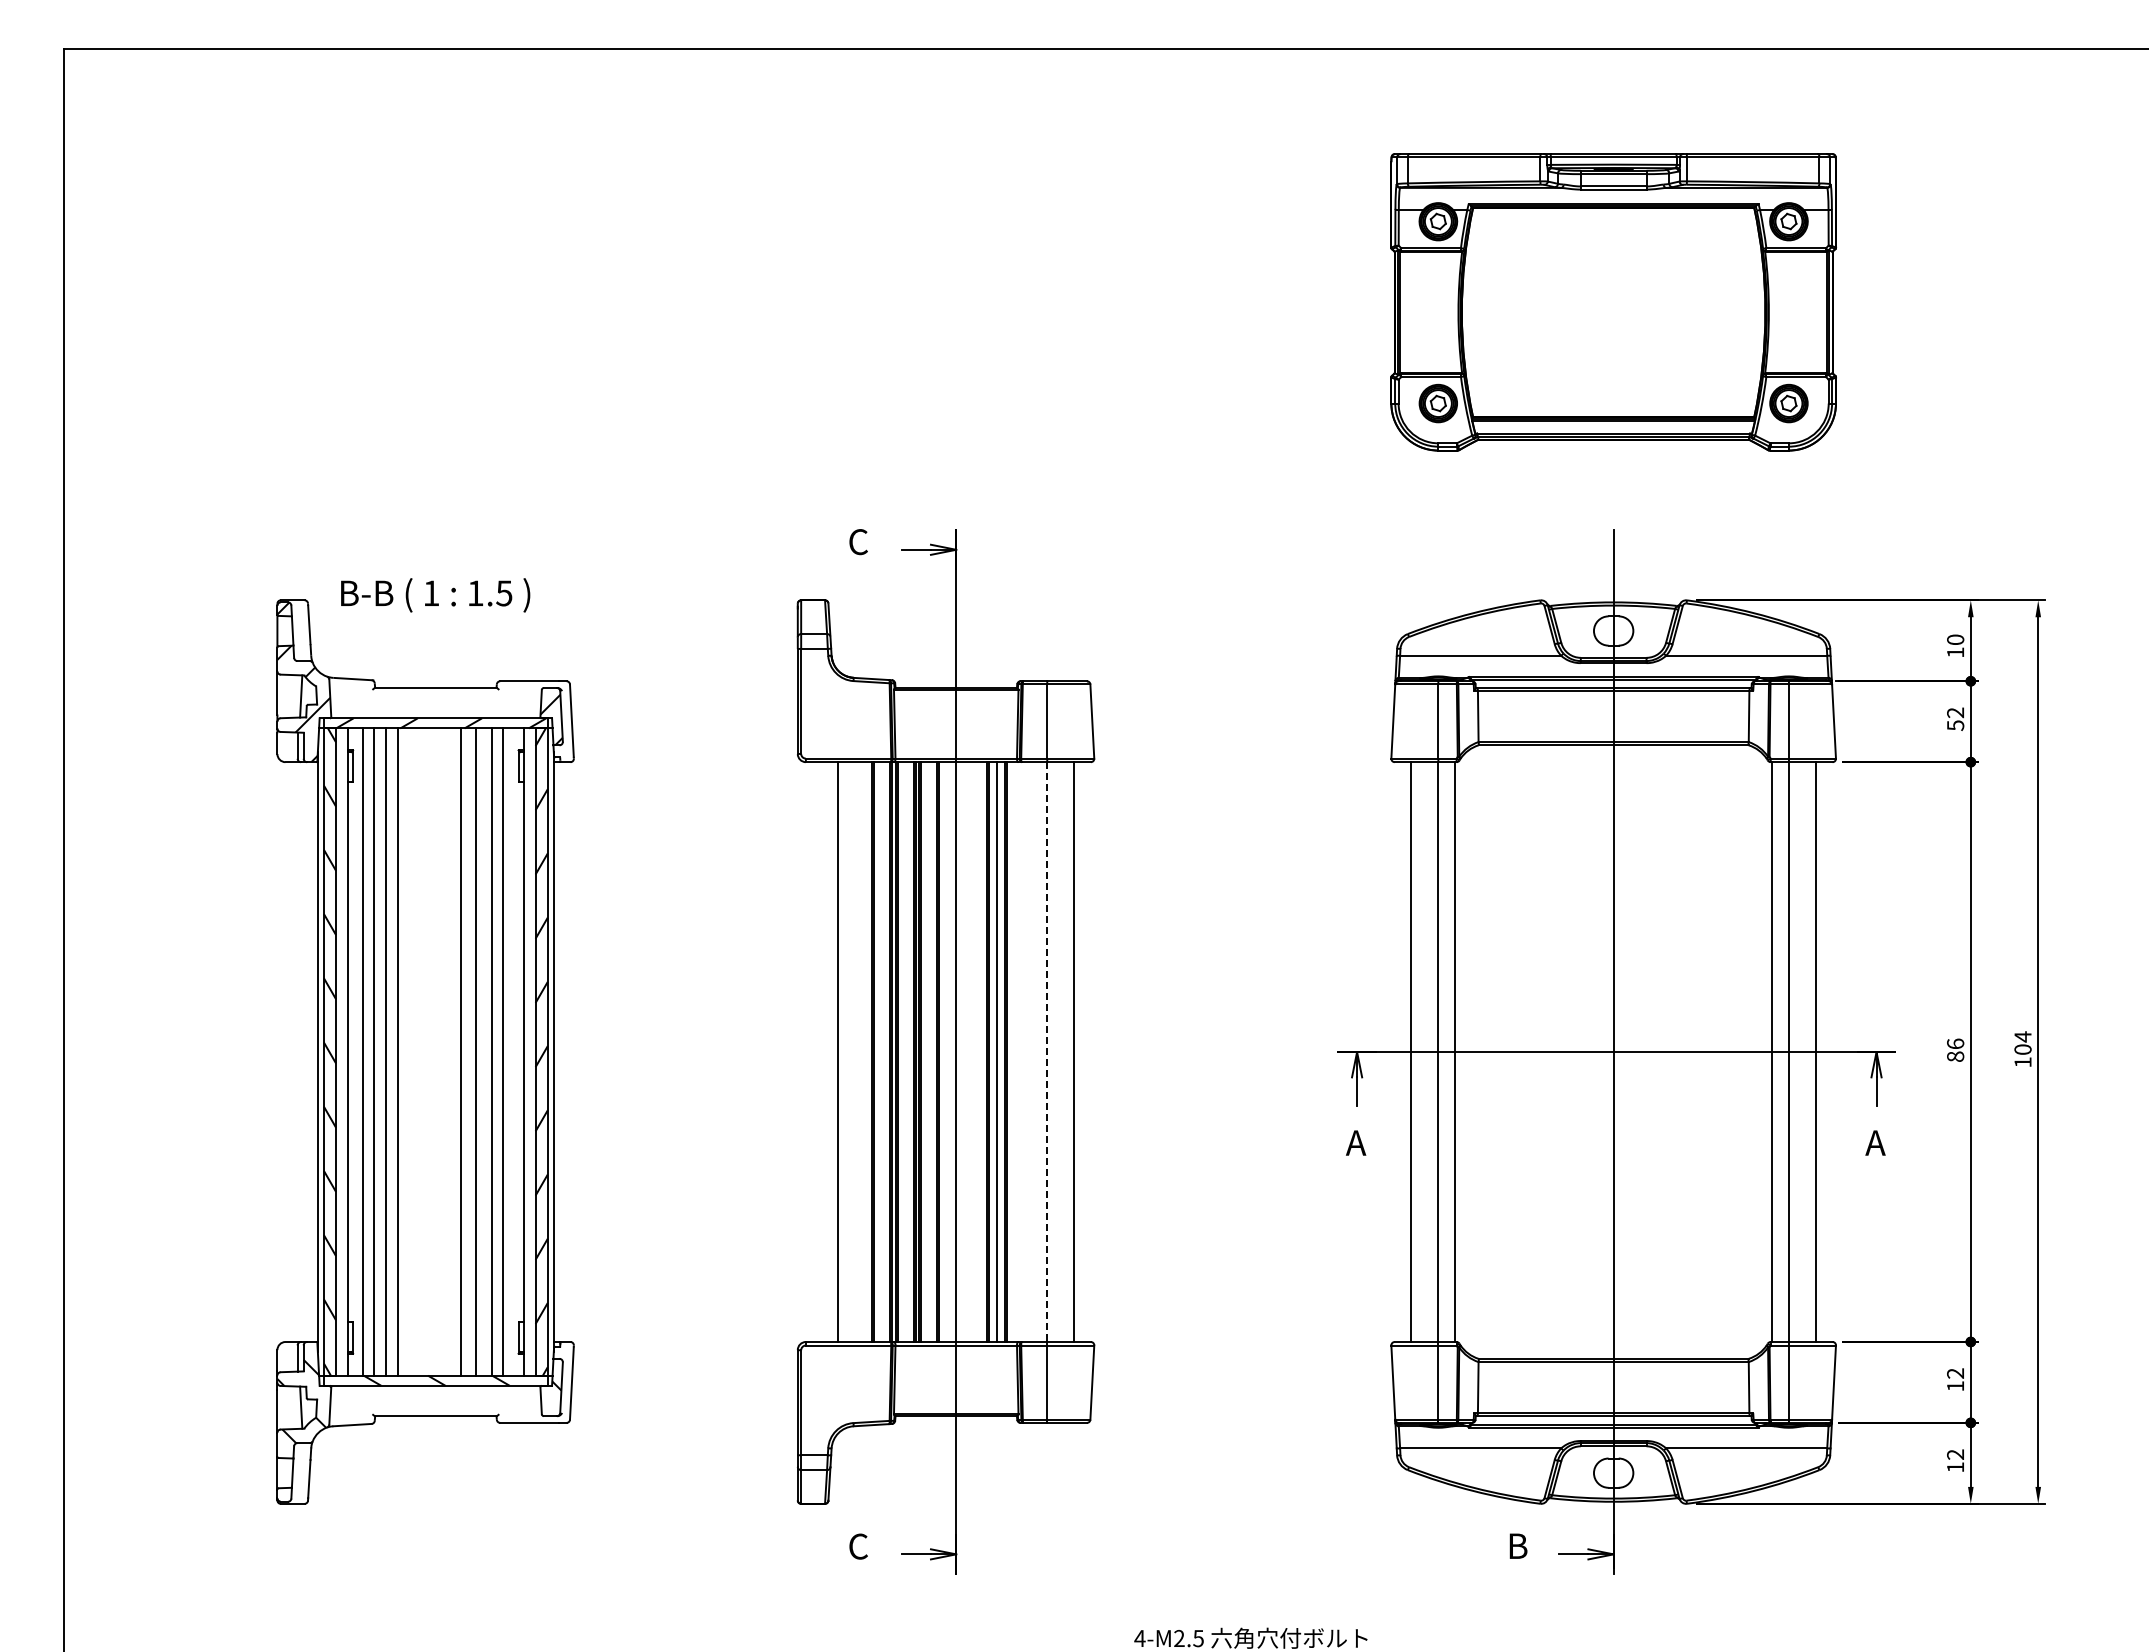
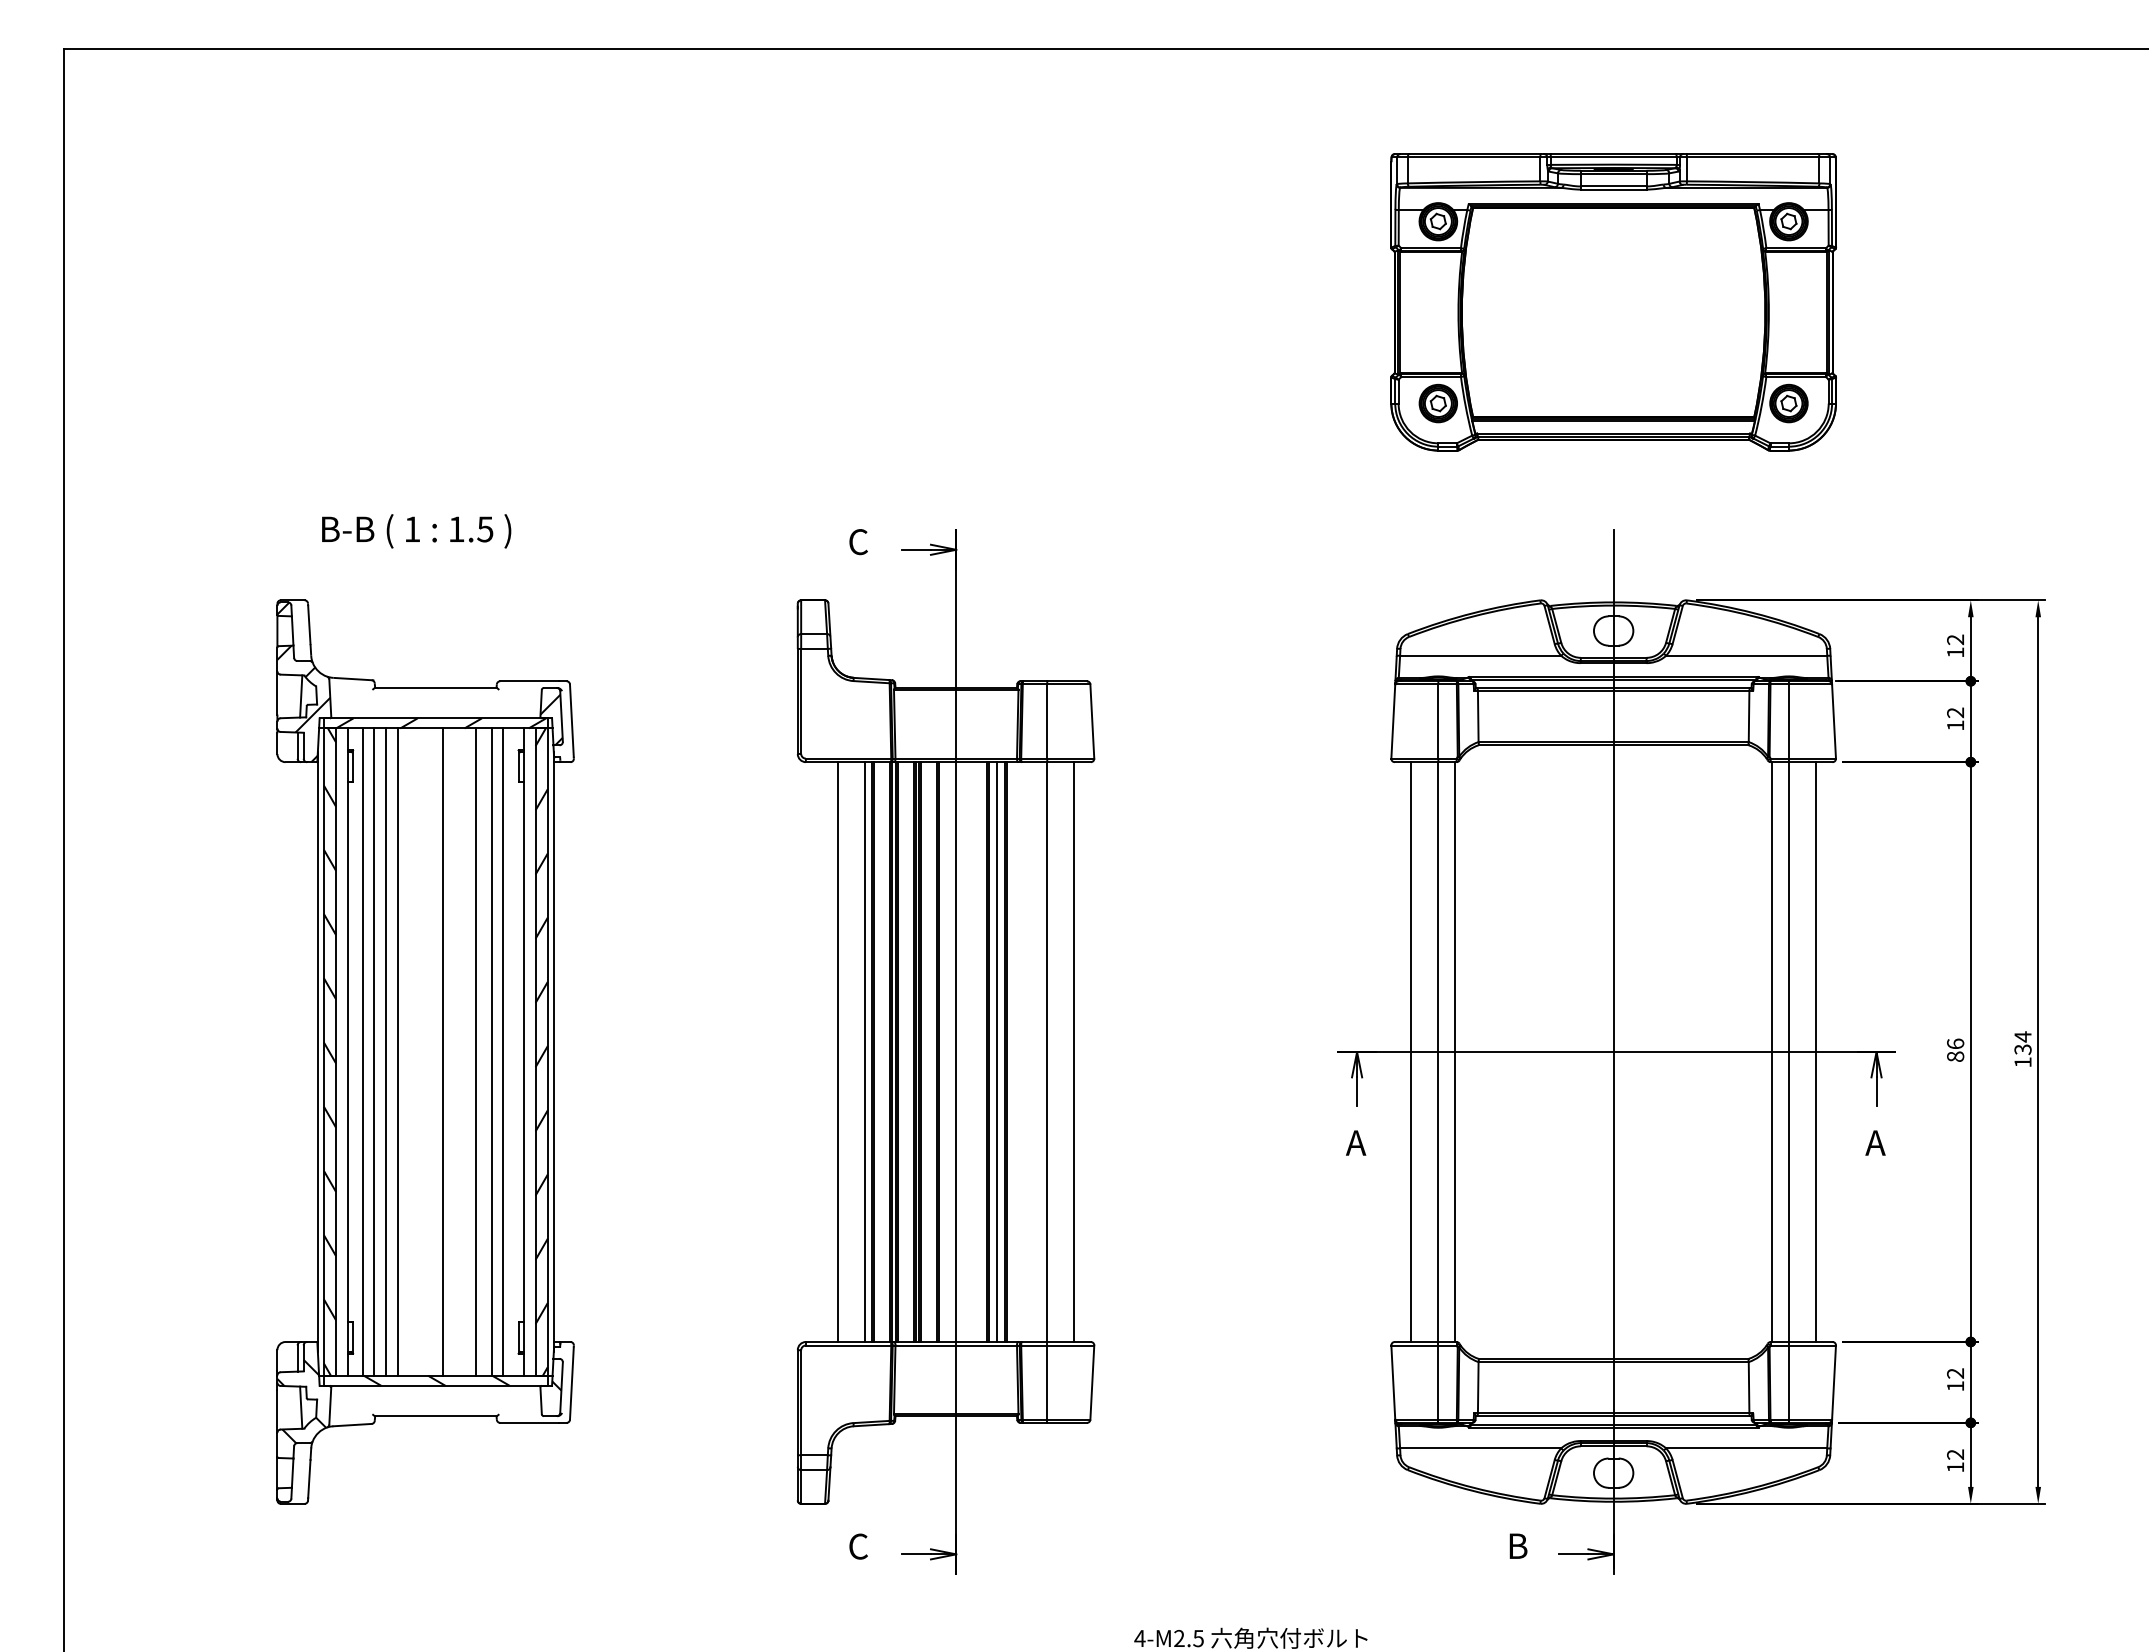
text position: (435, 595) -> (416, 531) (416, 531)
text: 10 -> 12 (1955, 639)
text: 52 -> 12 (1955, 725)
text: 104 -> 134 (2022, 1049)
line position: (460, 1051) -> (442, 1051) (442, 1051)
line: none -> present (865, 1052)
line: dashed -> solid (1047, 1052)
